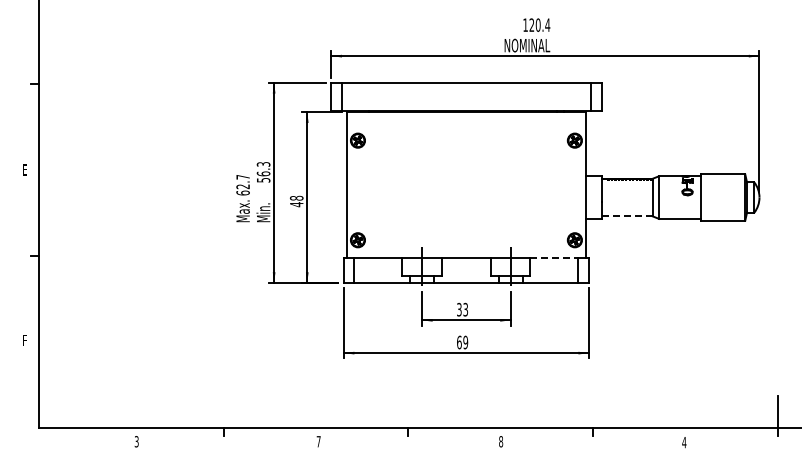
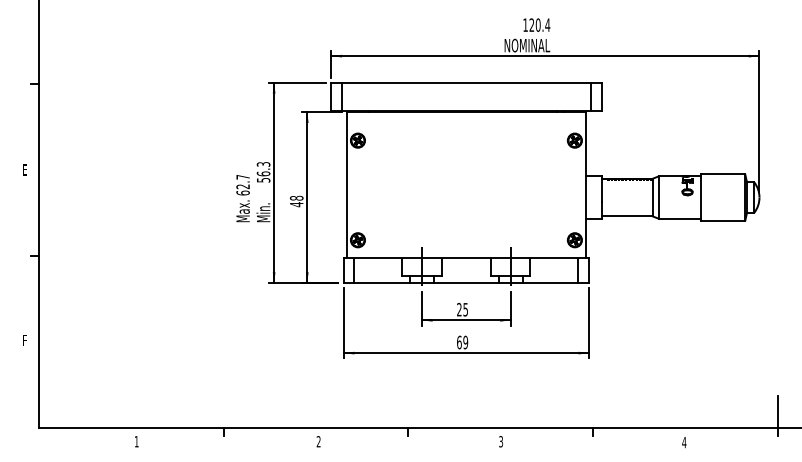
line: dashed -> solid (627, 216)
line: dashed -> solid (554, 258)
text: 33 -> 25 (462, 309)
text: 3 -> 1 (136, 441)
text: 7 -> 2 (318, 441)
text: 8 -> 3 (501, 441)
